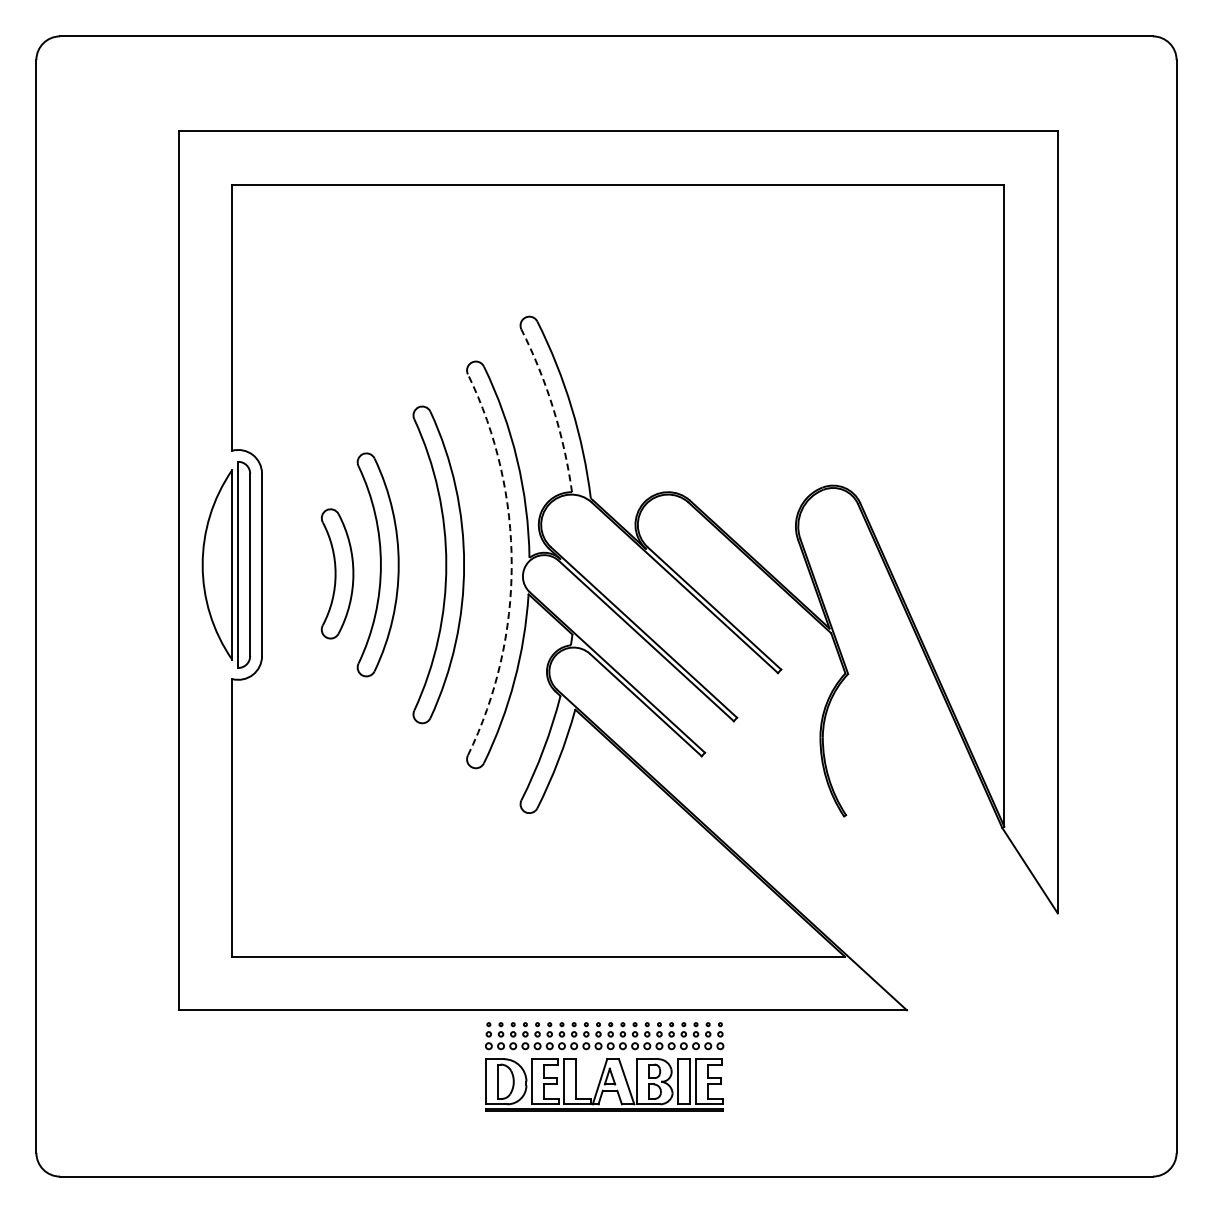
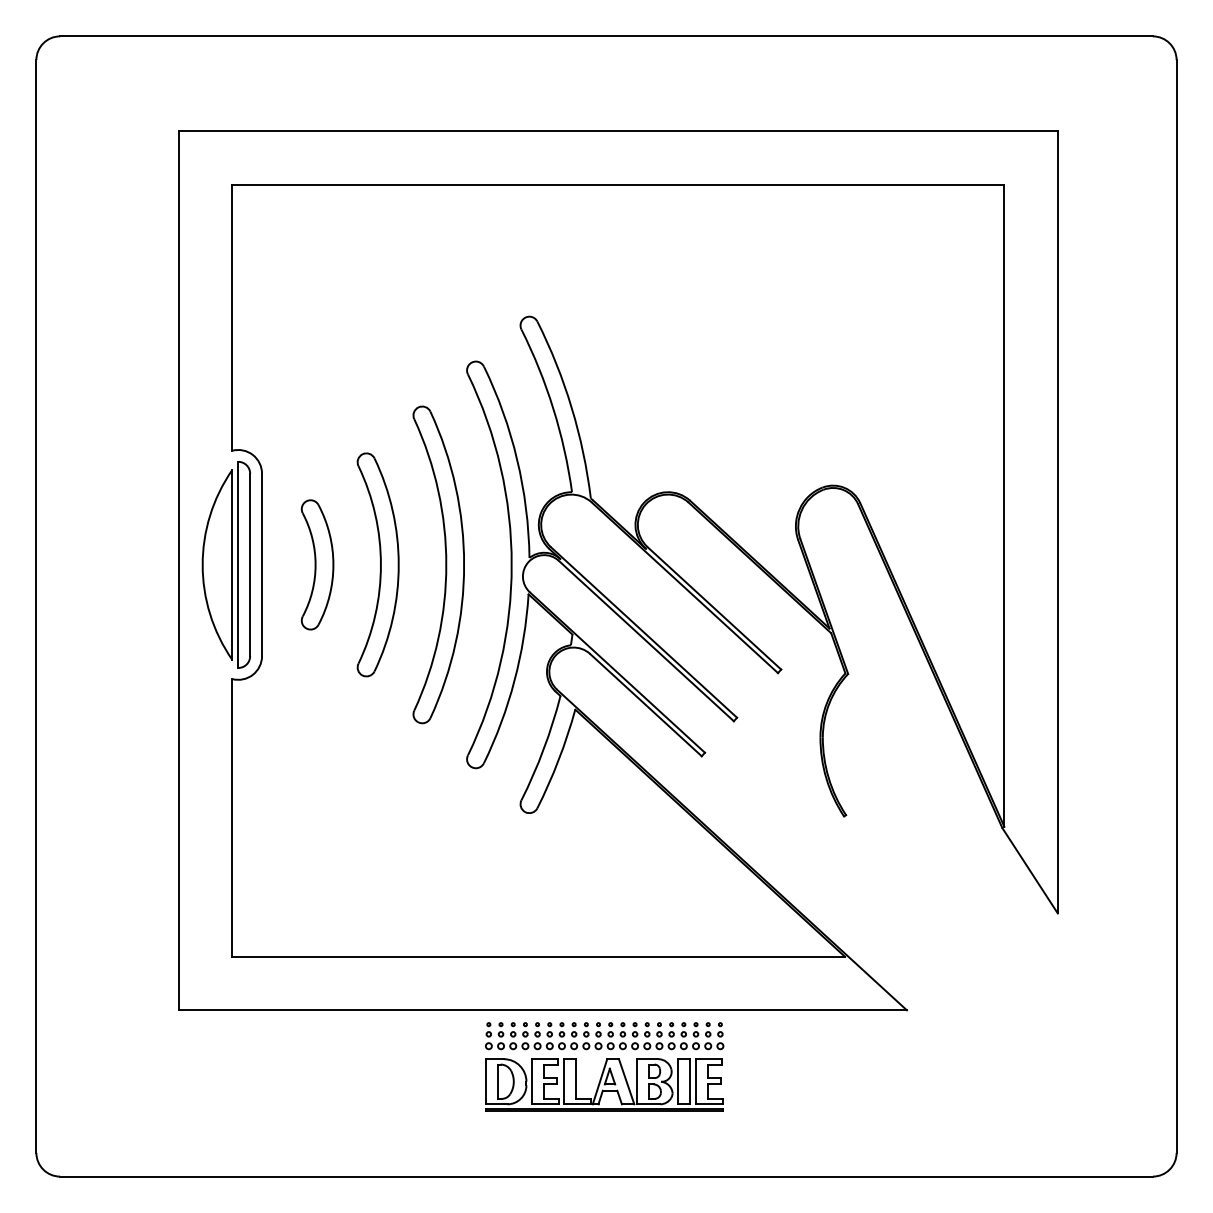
arc: dashed -> solid (553, 408)
arc: dashed -> solid (511, 564)
part position: (337, 573) -> (317, 564) (317, 564)
